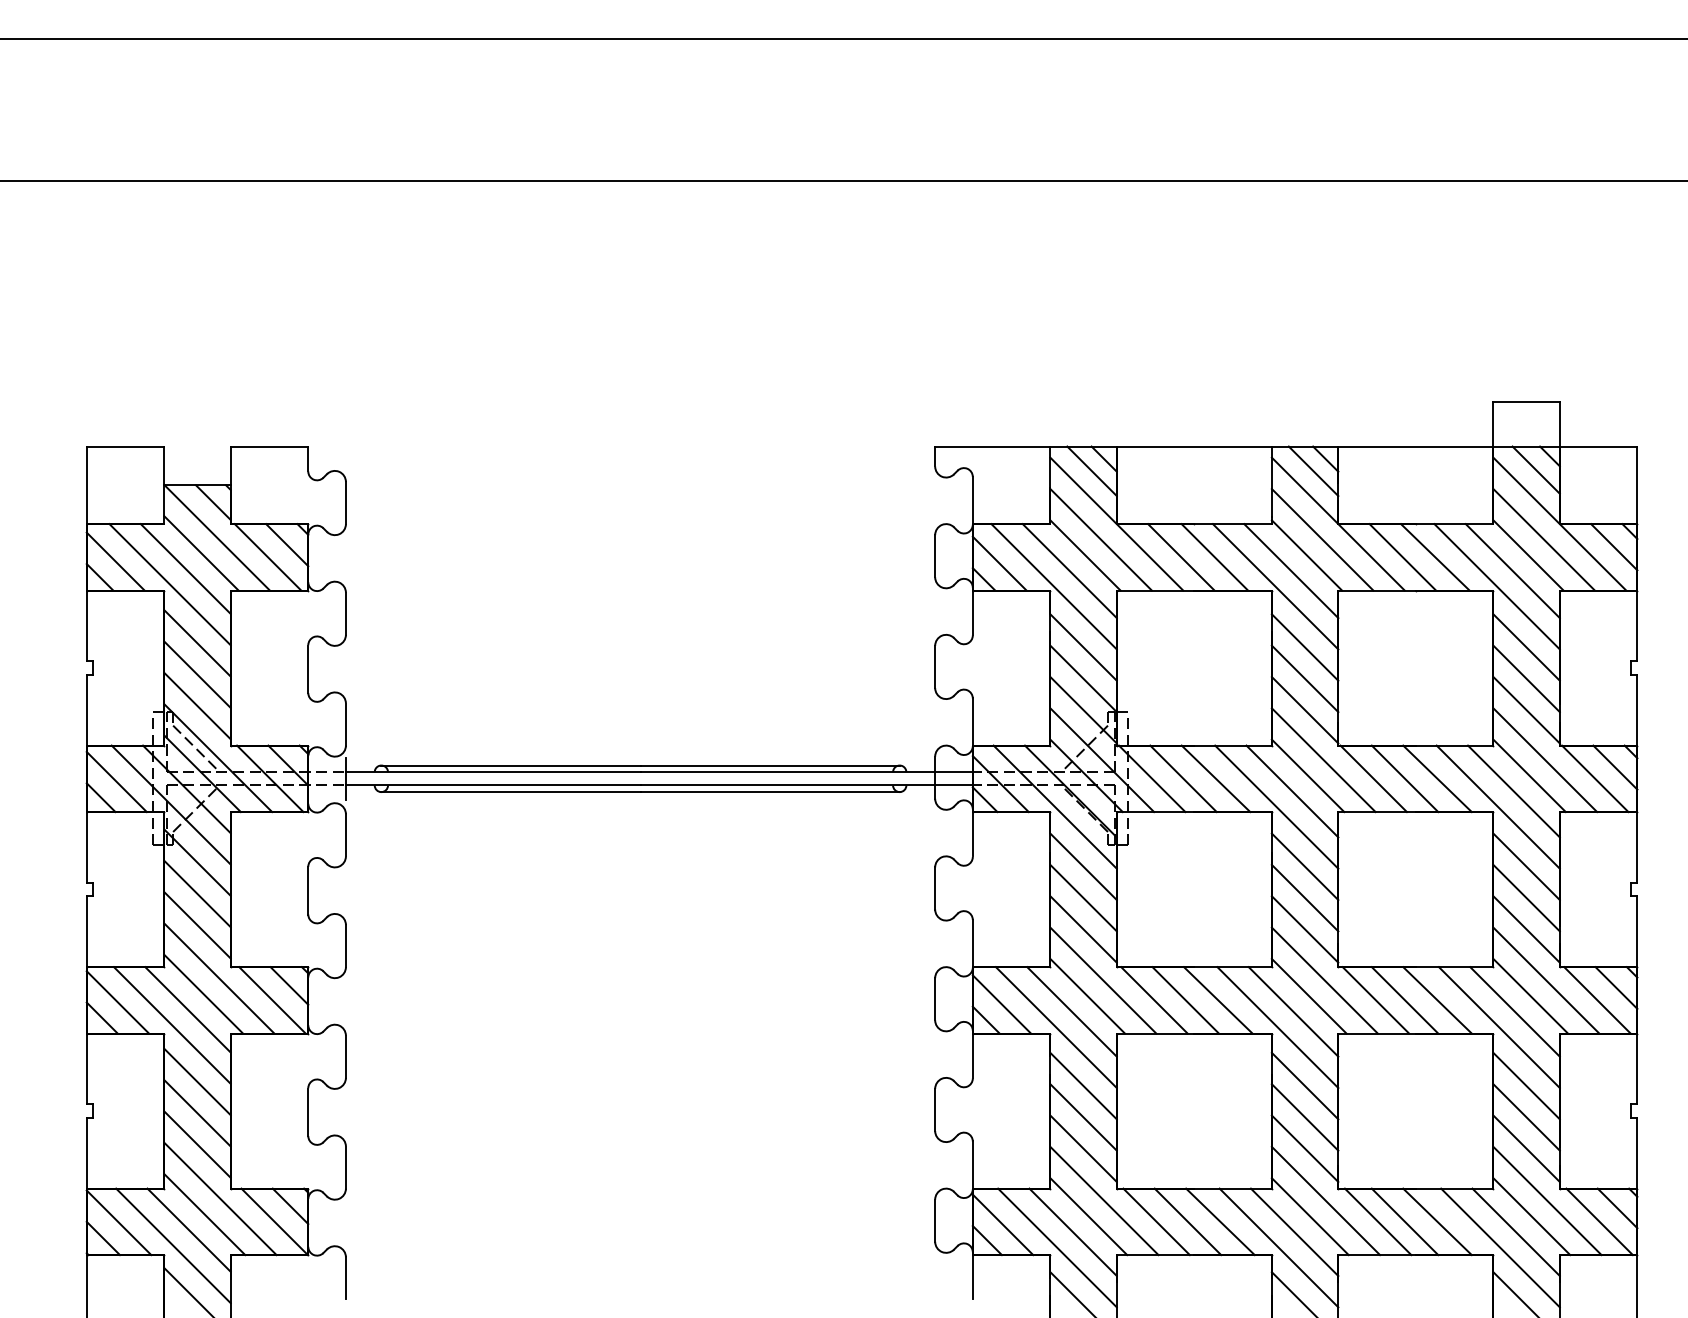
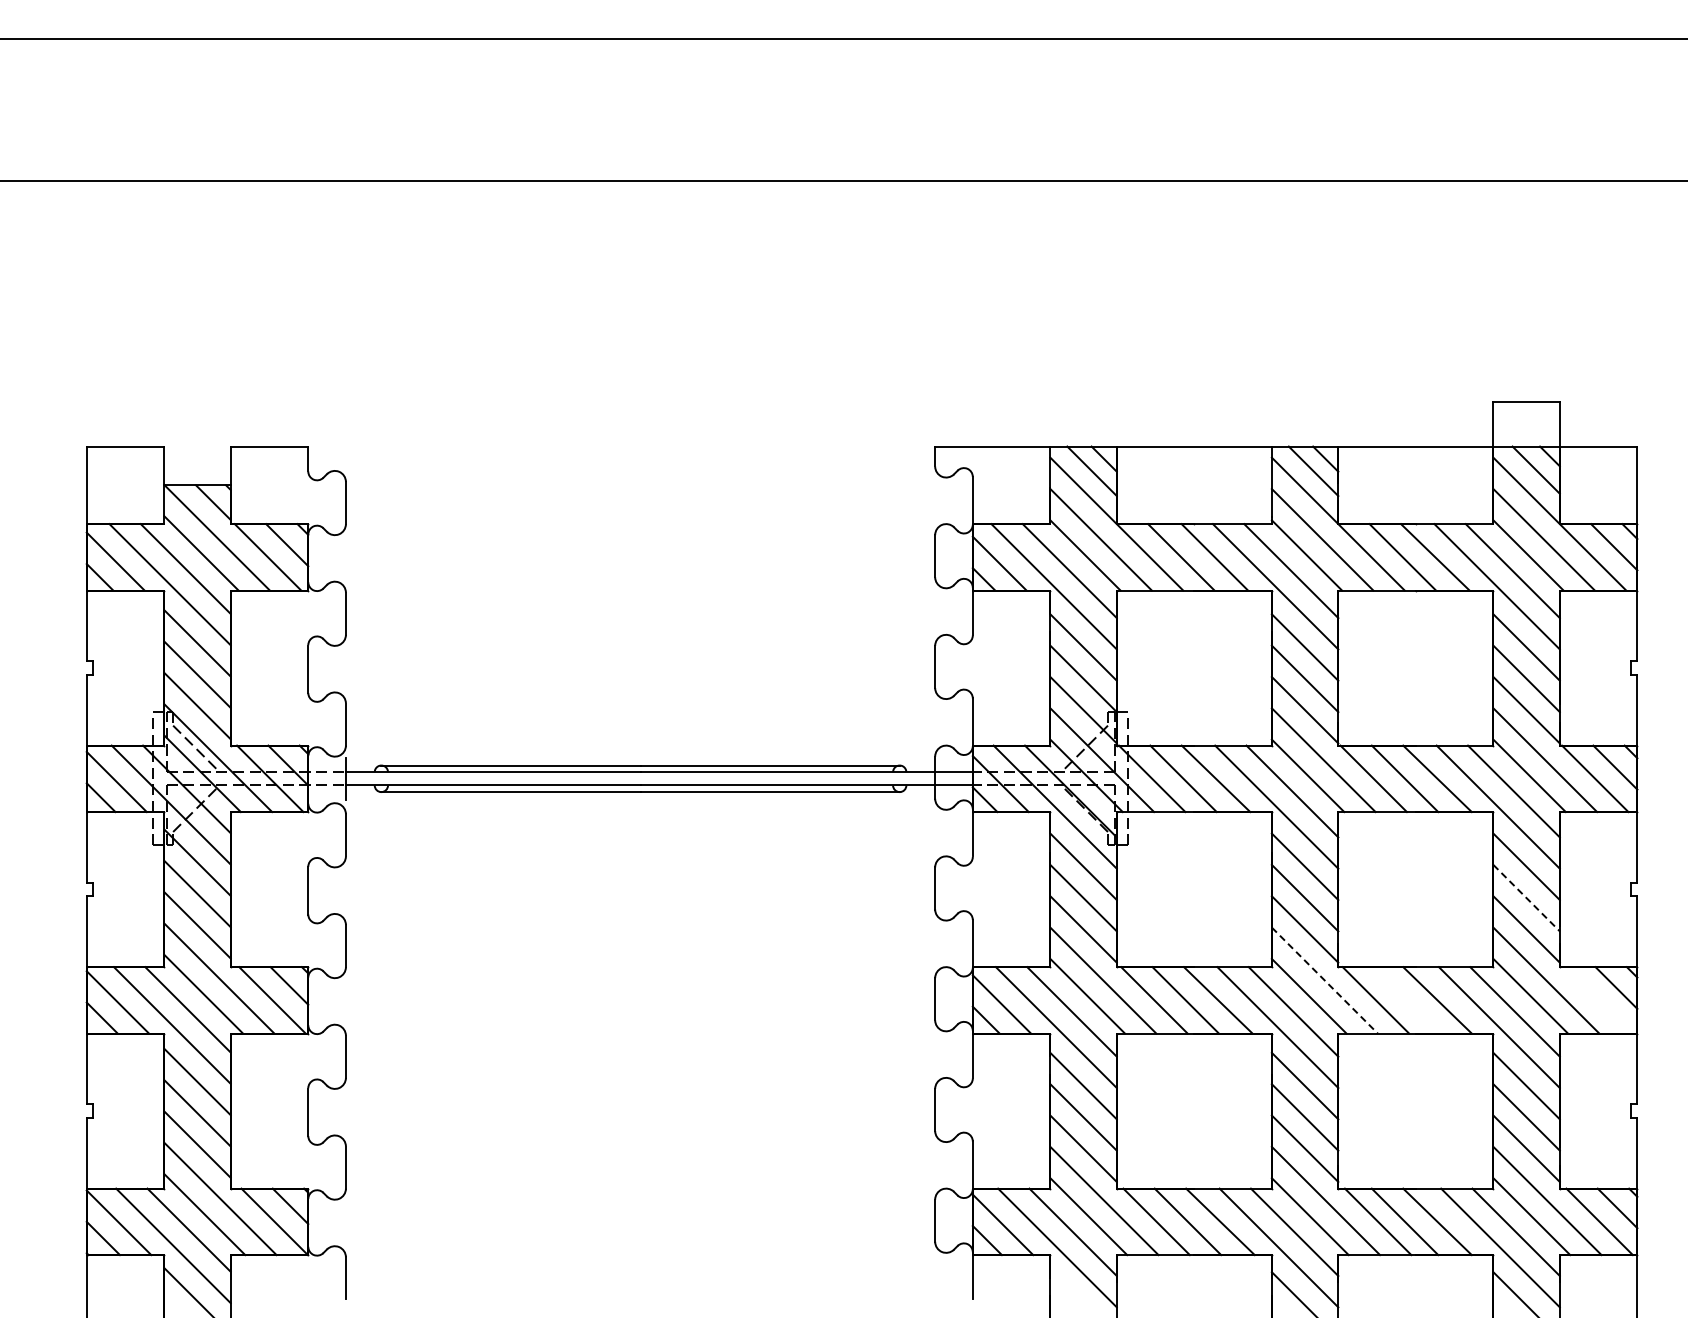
line: solid -> dashed (1526, 898)
line: solid -> dashed (1324, 980)
line: present -> none (1404, 1000)
line: present -> none (1597, 1000)
line: present -> none (1071, 1293)
